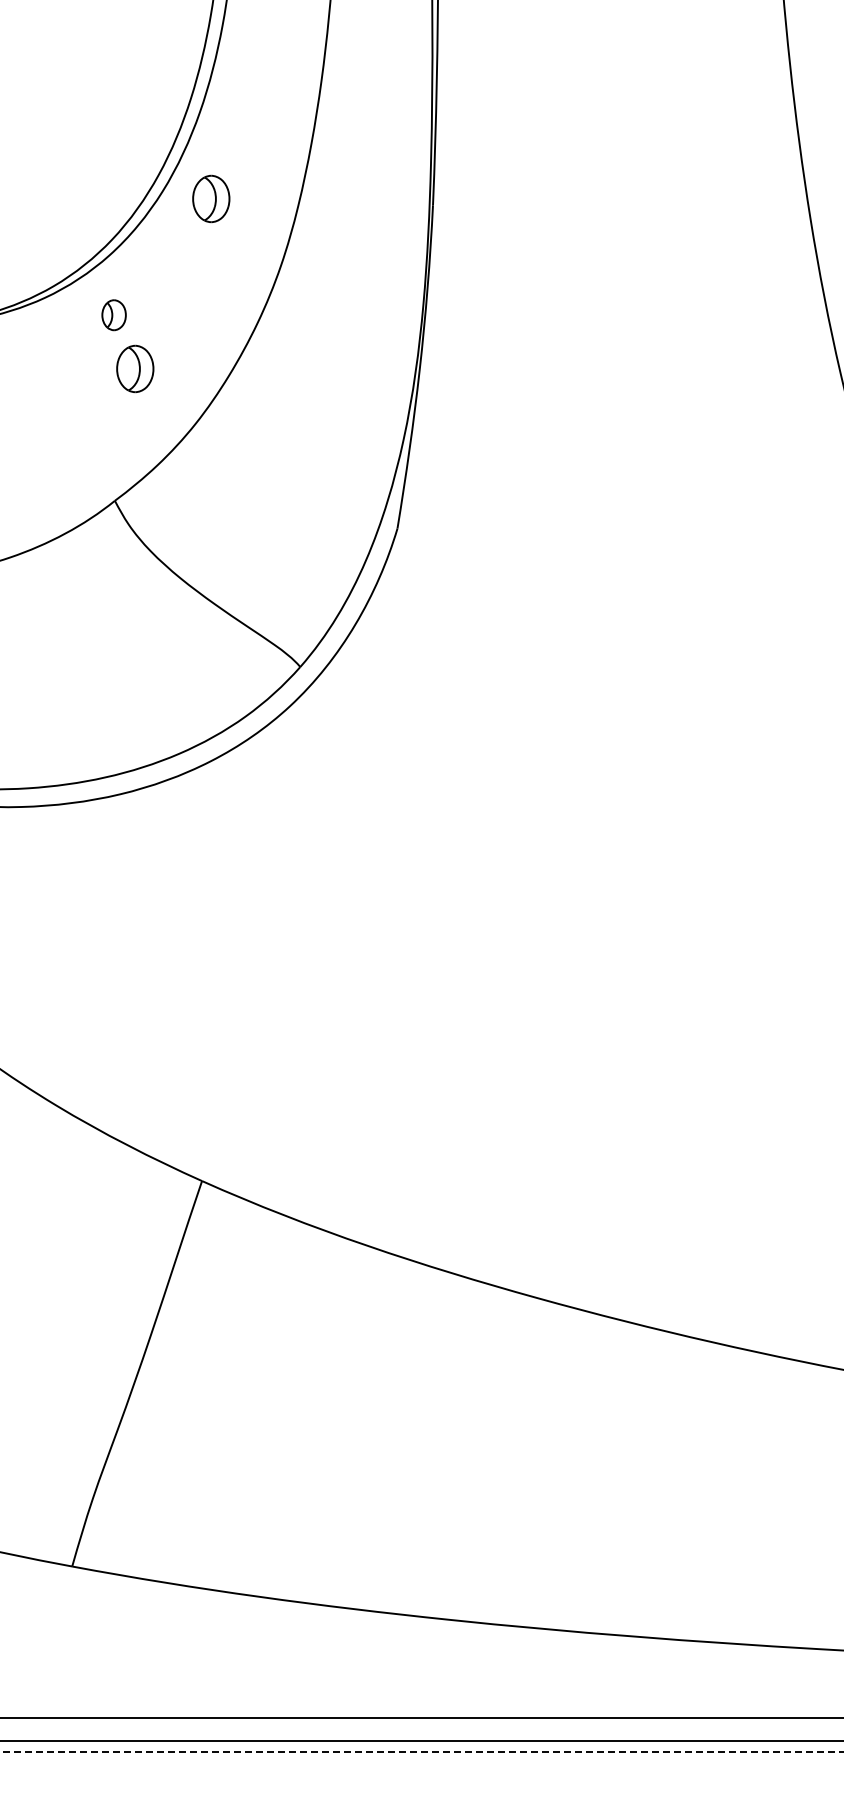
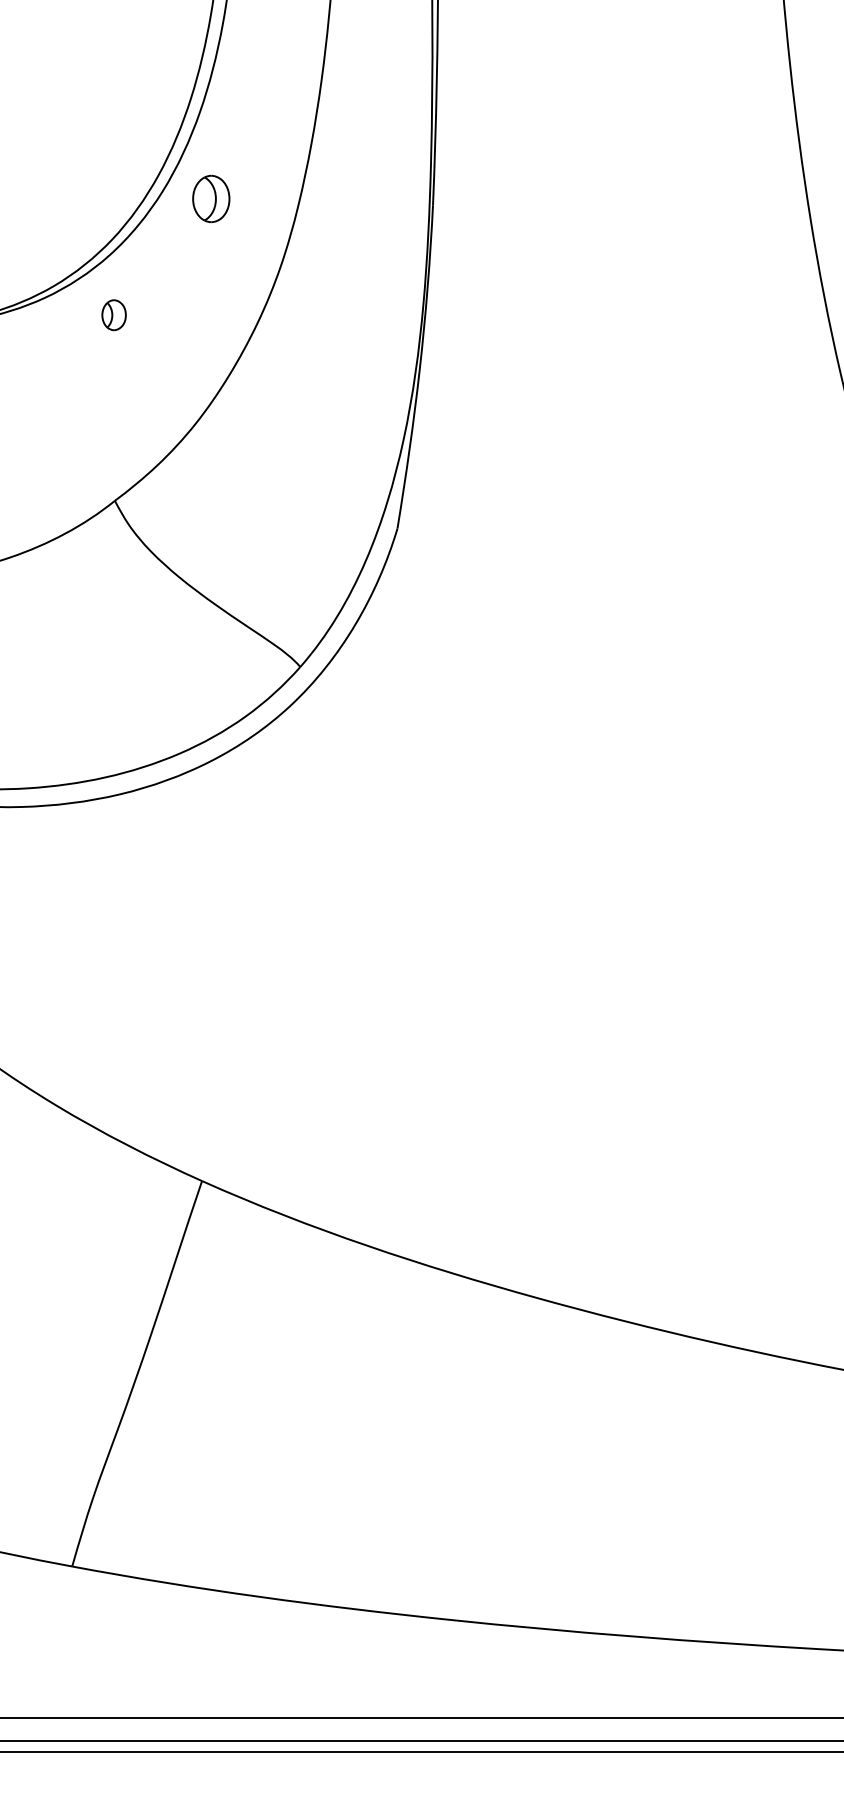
part: present -> none (135, 368)
line: dashed -> solid (422, 1751)
